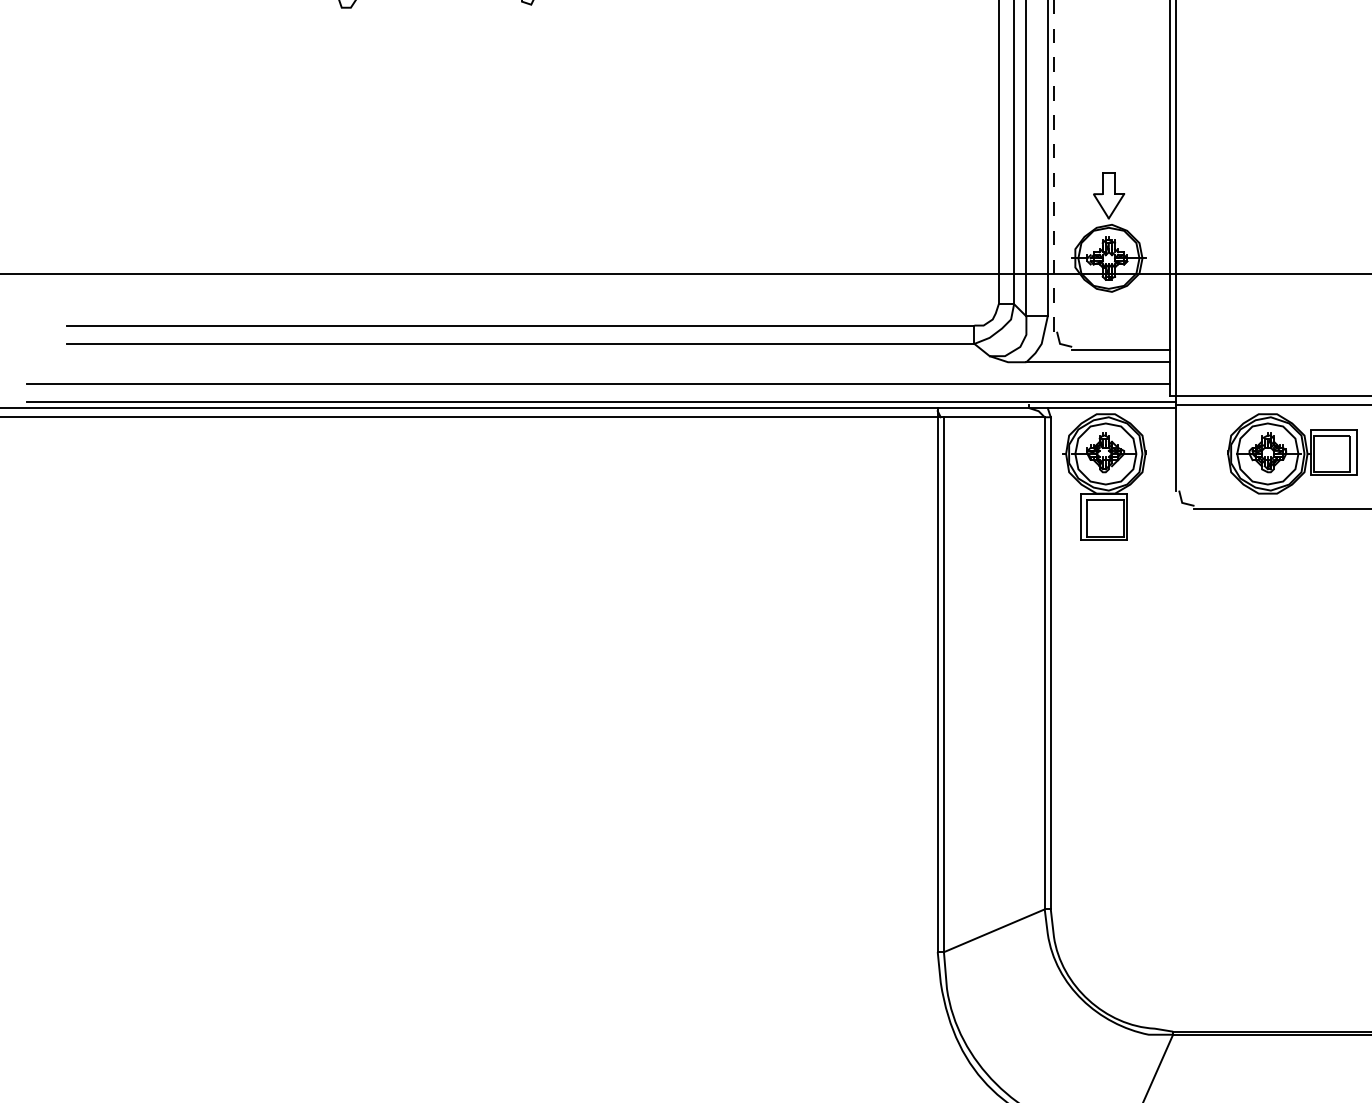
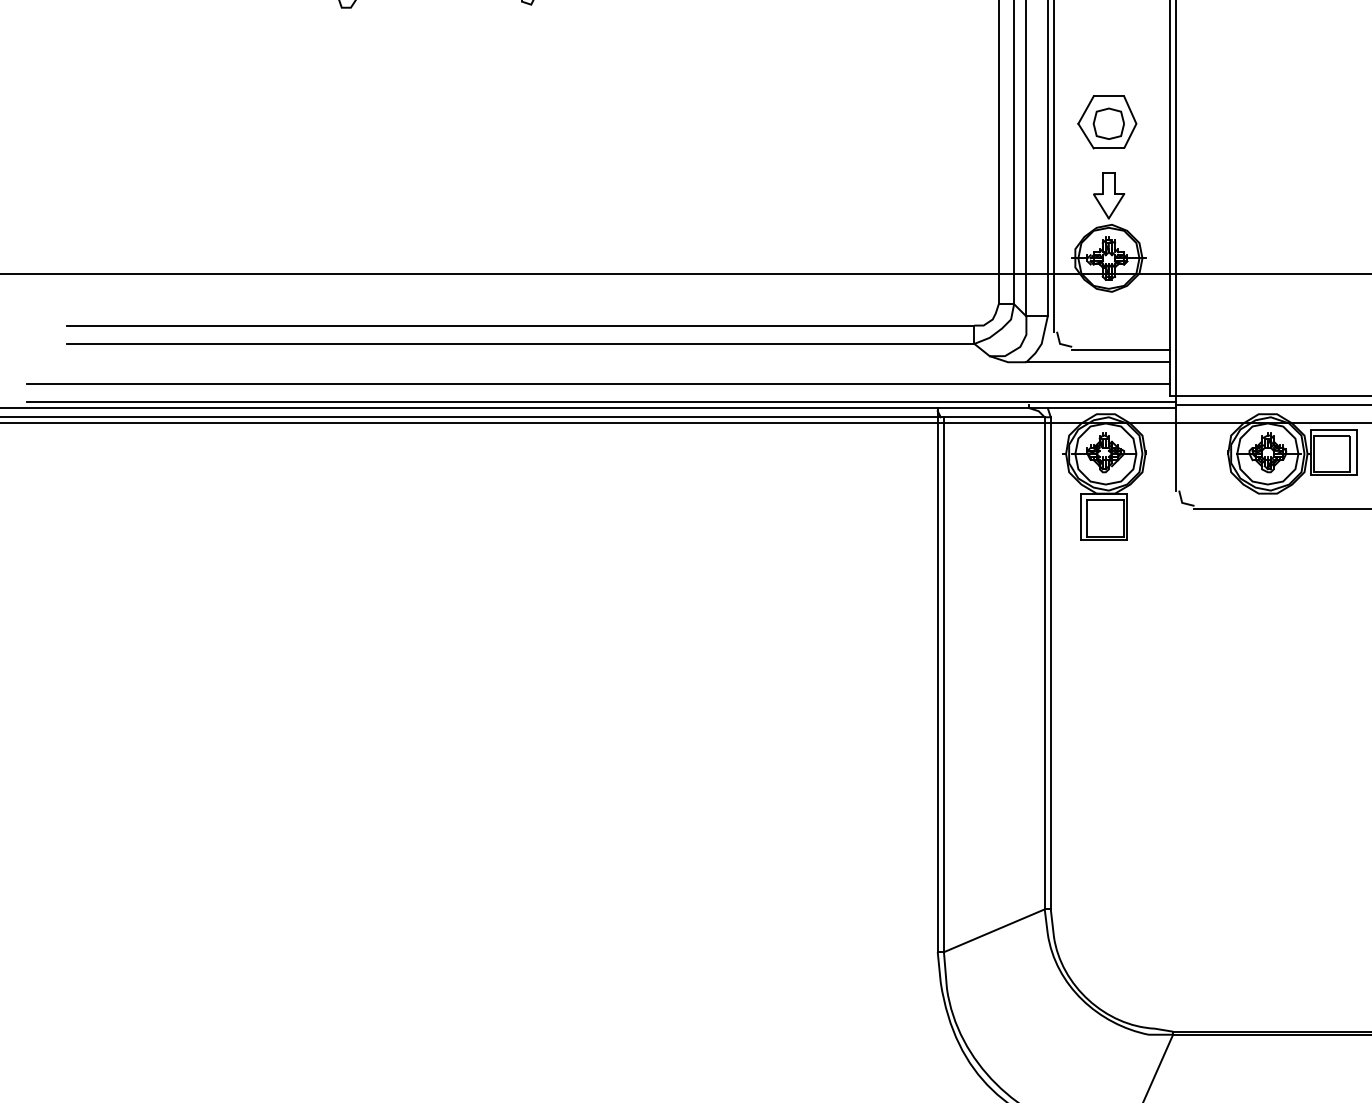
part: none -> present (1107, 122)
line: dashed -> solid (1053, 165)
line: none -> present (685, 423)
